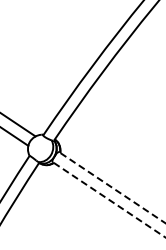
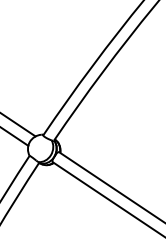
line: dashed -> solid (112, 187)
line: dashed -> solid (109, 199)
